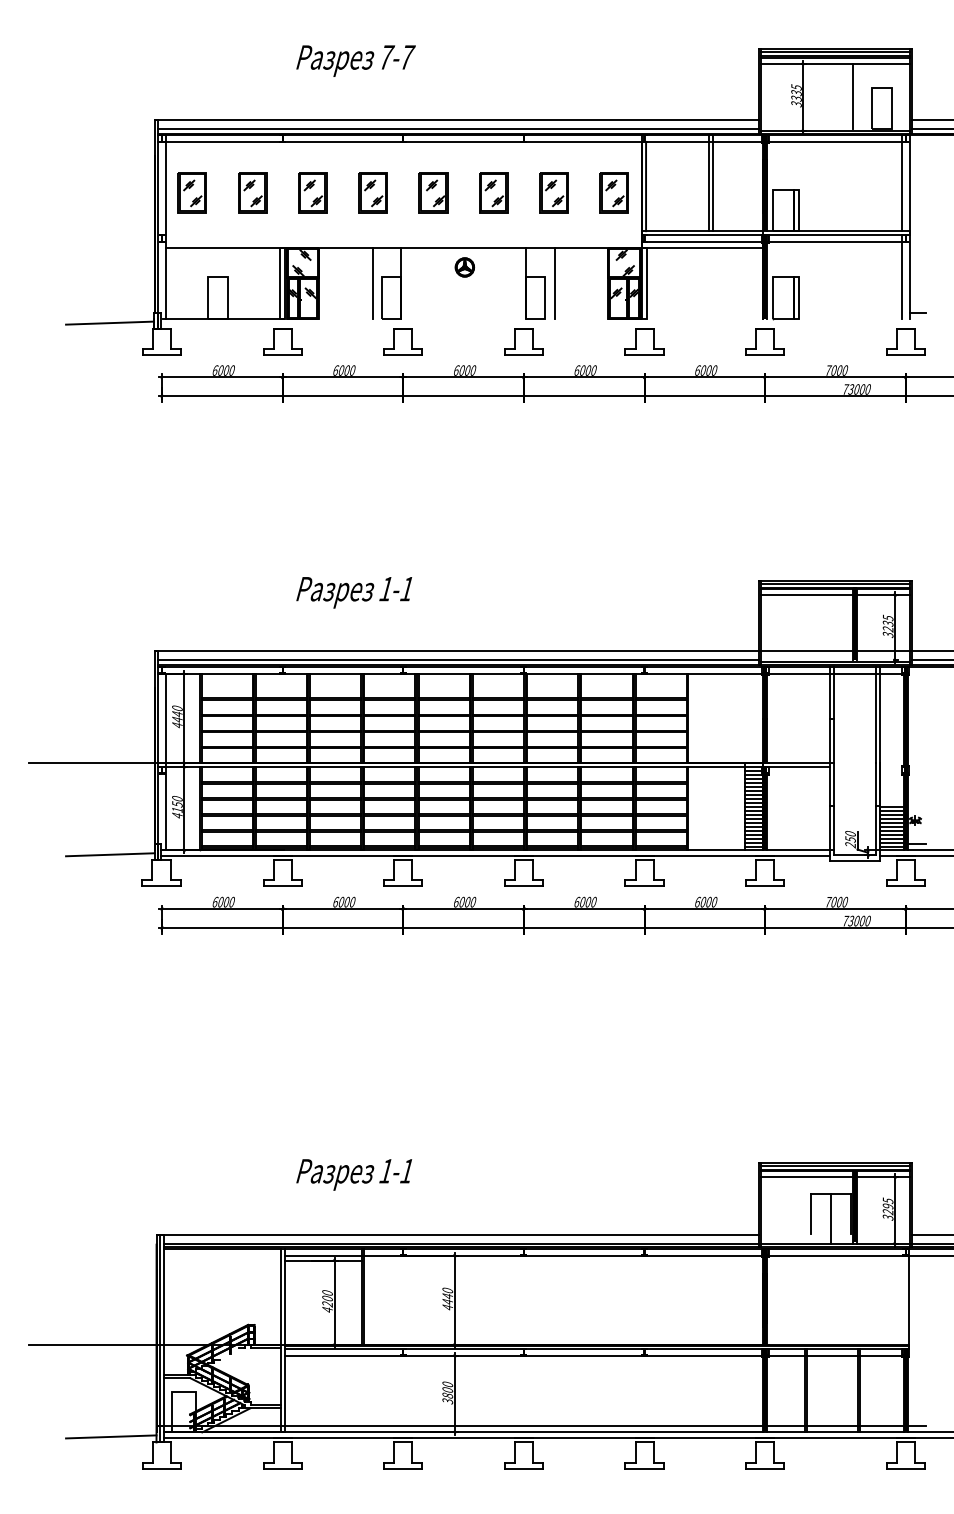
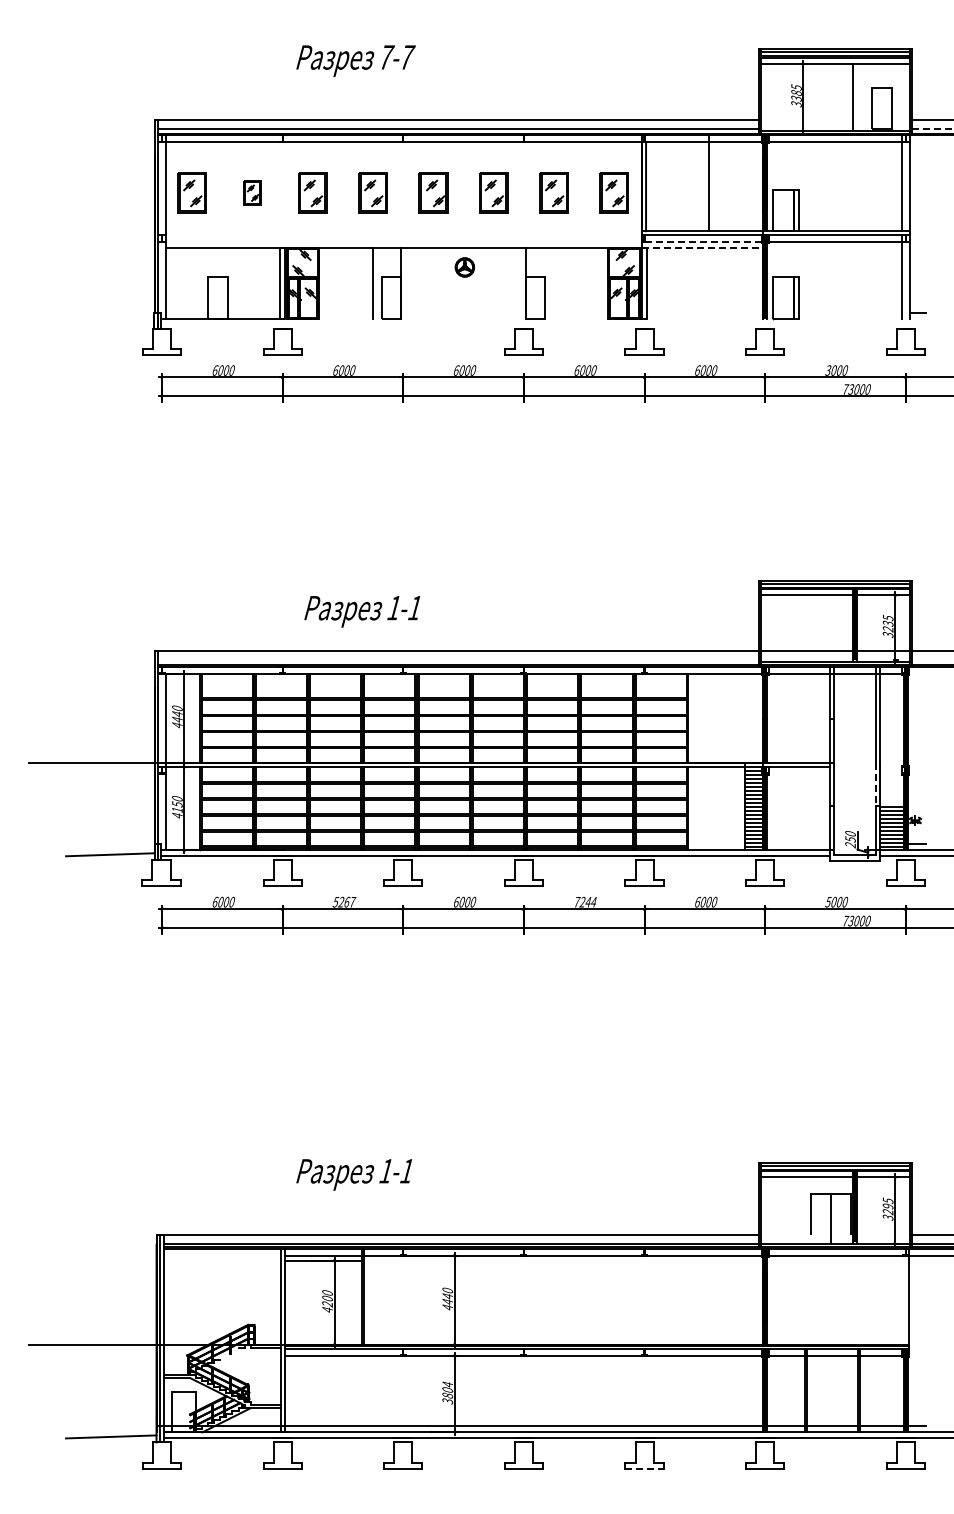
text: 3335 -> 3385 (796, 93)
line: solid -> dashed (933, 128)
line: present -> none (713, 183)
part size: 30x42 px -> 19x26 px (252, 192)
line: solid -> dashed (704, 241)
line: solid -> dashed (702, 248)
line: present -> none (554, 283)
line: present -> none (110, 322)
part: present -> none (402, 341)
text: 7000 -> 3000 (828, 370)
text position: (354, 592) -> (362, 611) (362, 611)
line: present -> none (458, 660)
line: present -> none (931, 660)
line: solid -> dashed (875, 784)
text: 6000 -> 5267 (344, 901)
text: 6000 -> 7244 (585, 901)
text: 7000 -> 5000 (828, 902)
text: 3800 -> 3804 (447, 1384)
line: solid -> dashed (645, 1468)
